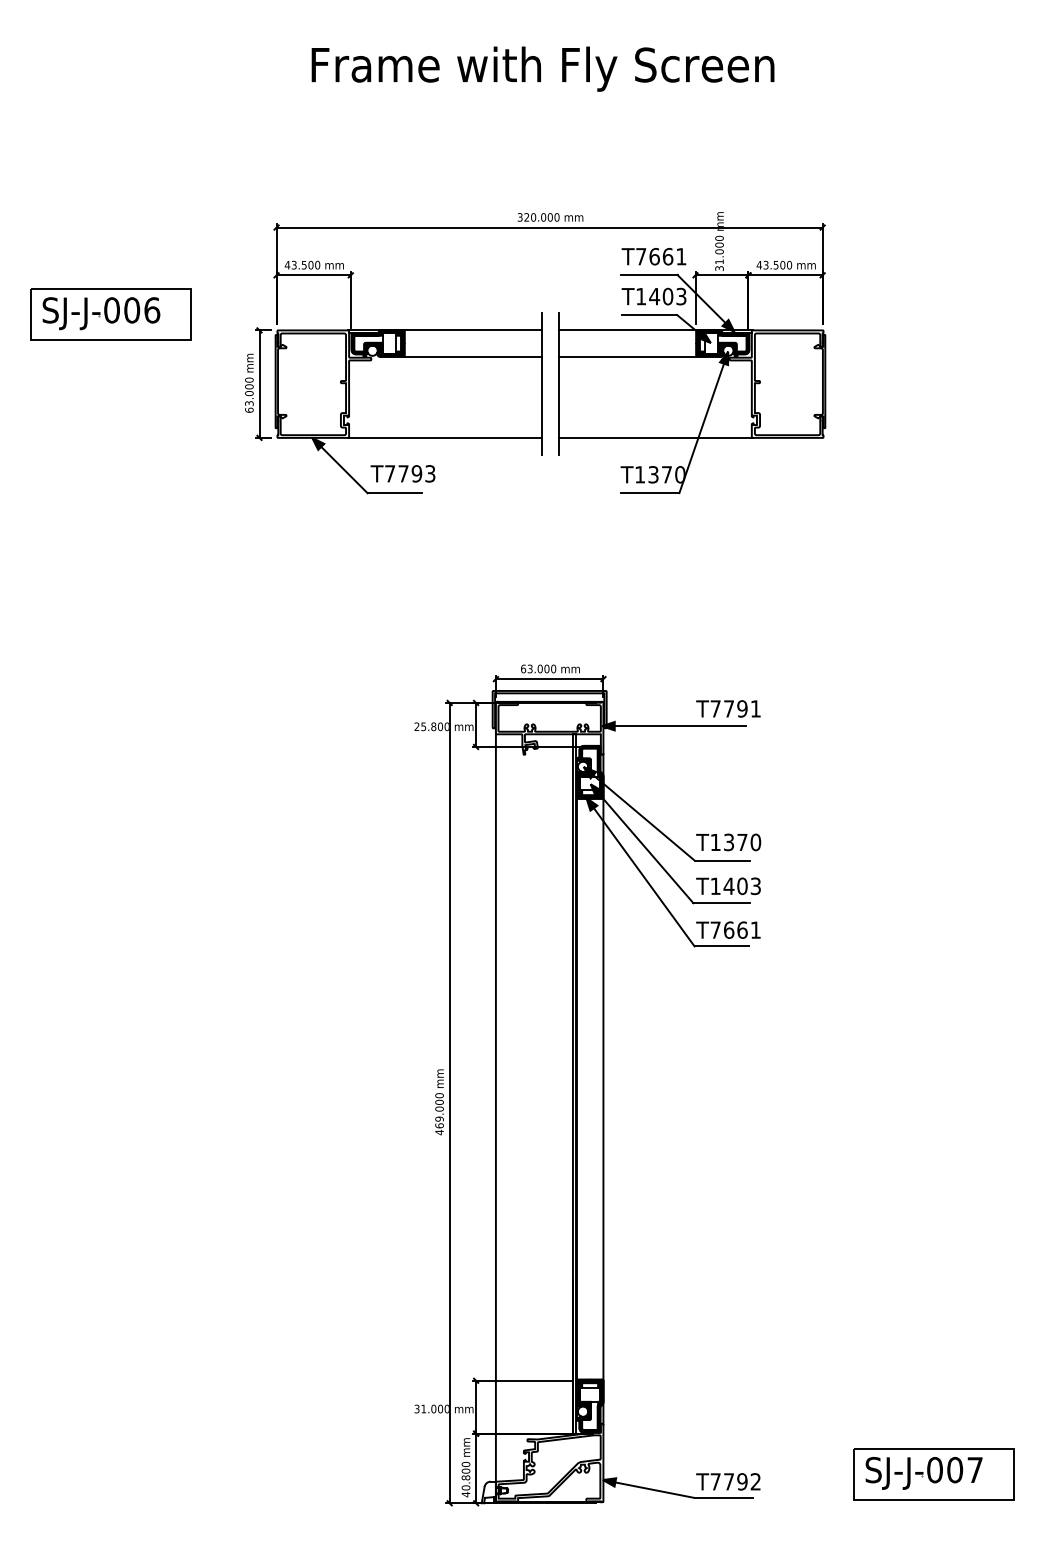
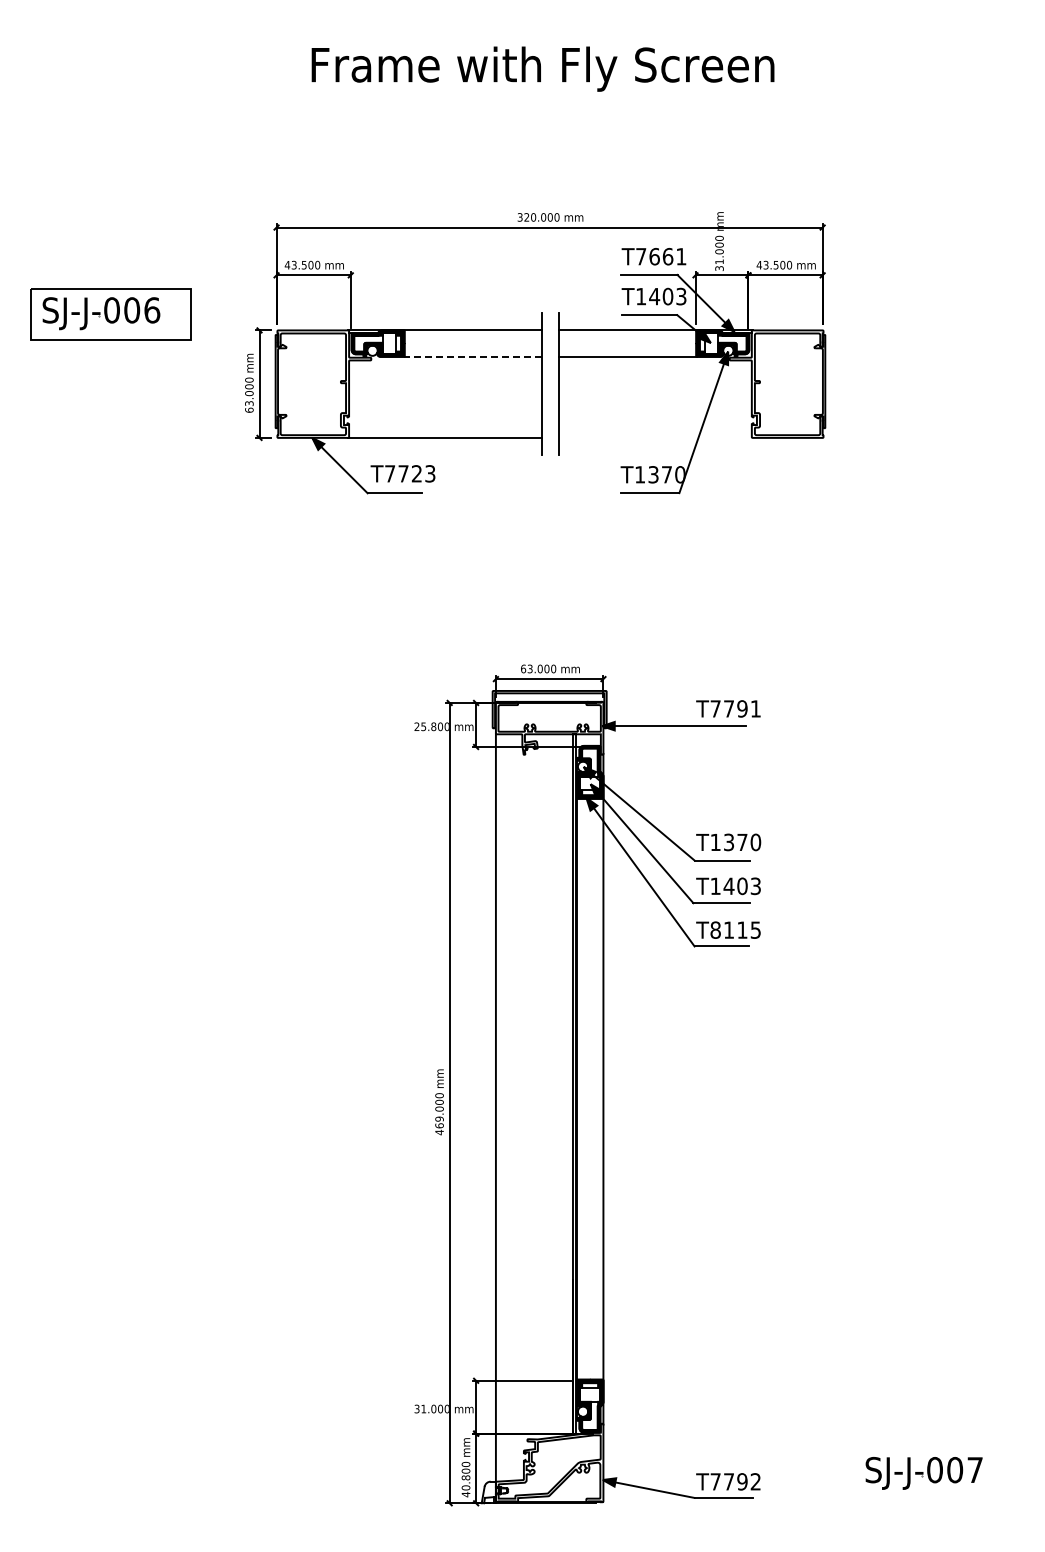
line: solid -> dashed (472, 356)
line: present -> none (655, 437)
text: T7793 -> T7723 (416, 473)
text: T7661 -> T8115 (735, 929)
part: present -> none (933, 1474)
